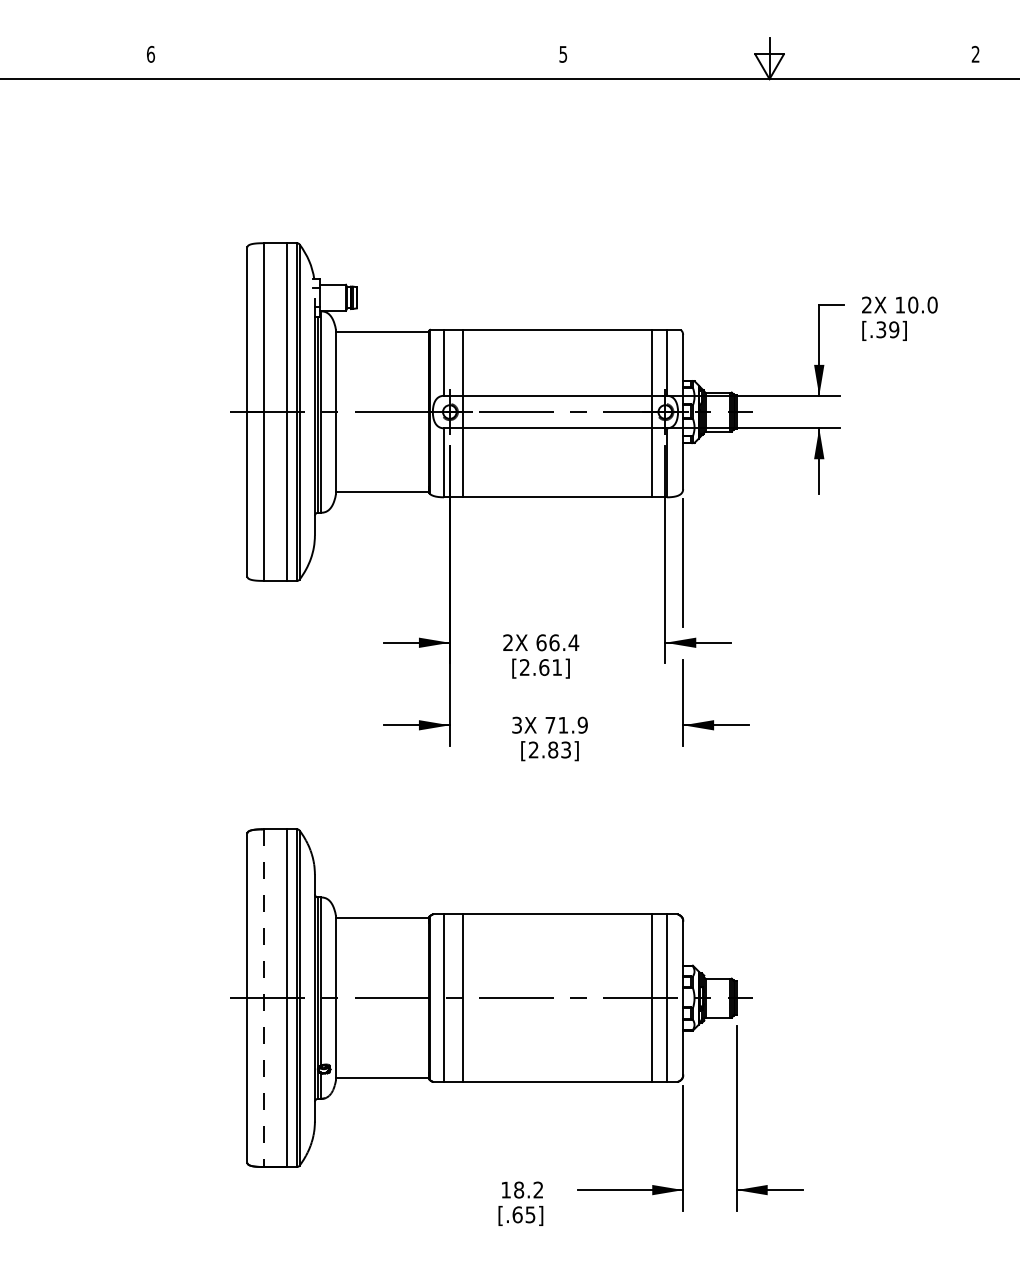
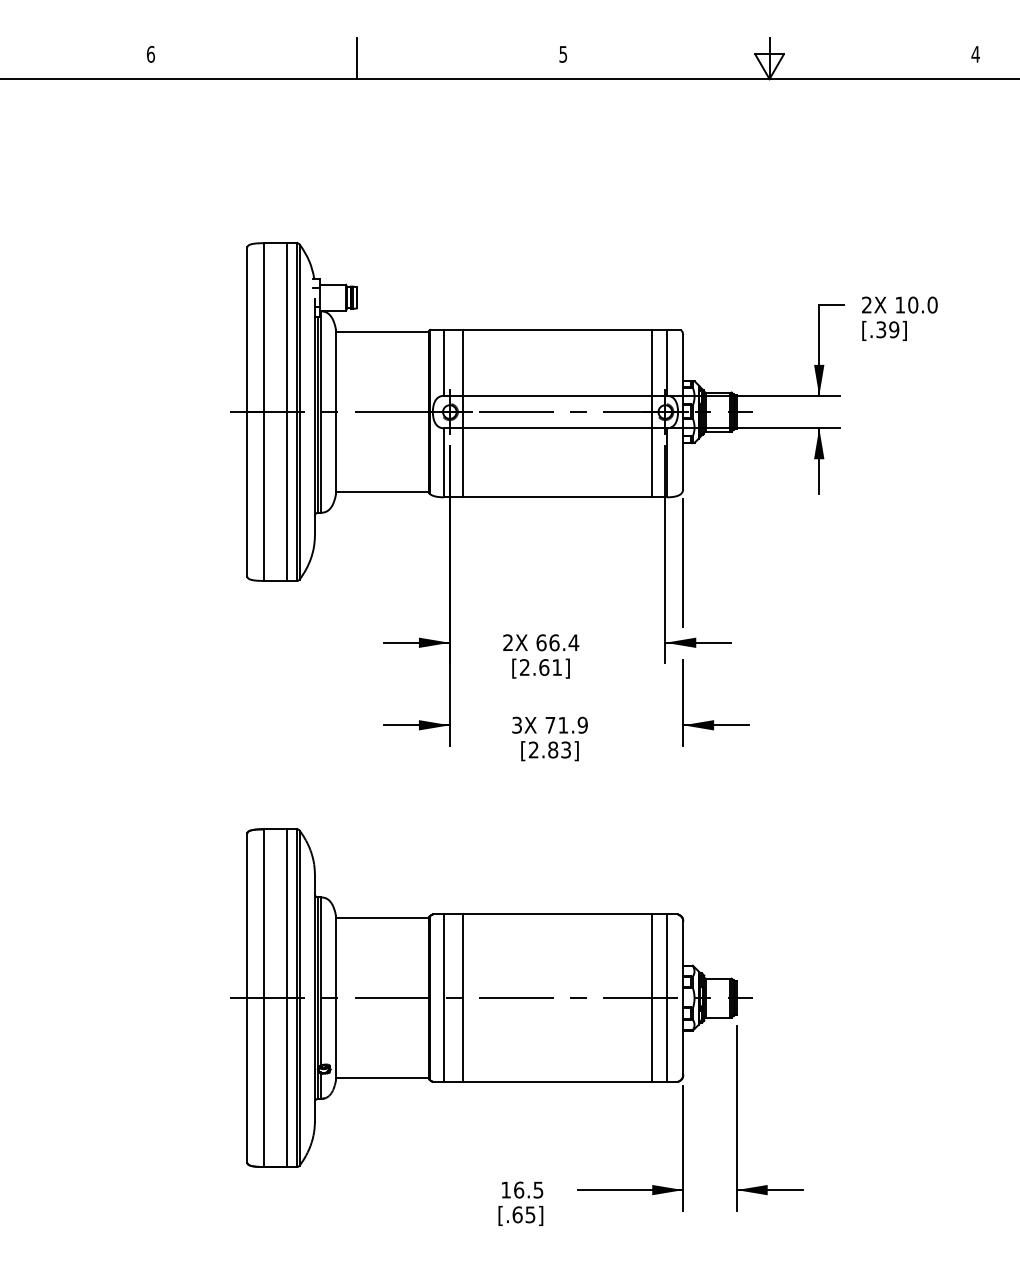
text: 2 -> 4 (975, 53)
line: none -> present (357, 58)
line: dashed -> solid (263, 998)
text: 18.2 -> 16.5 (528, 1189)
